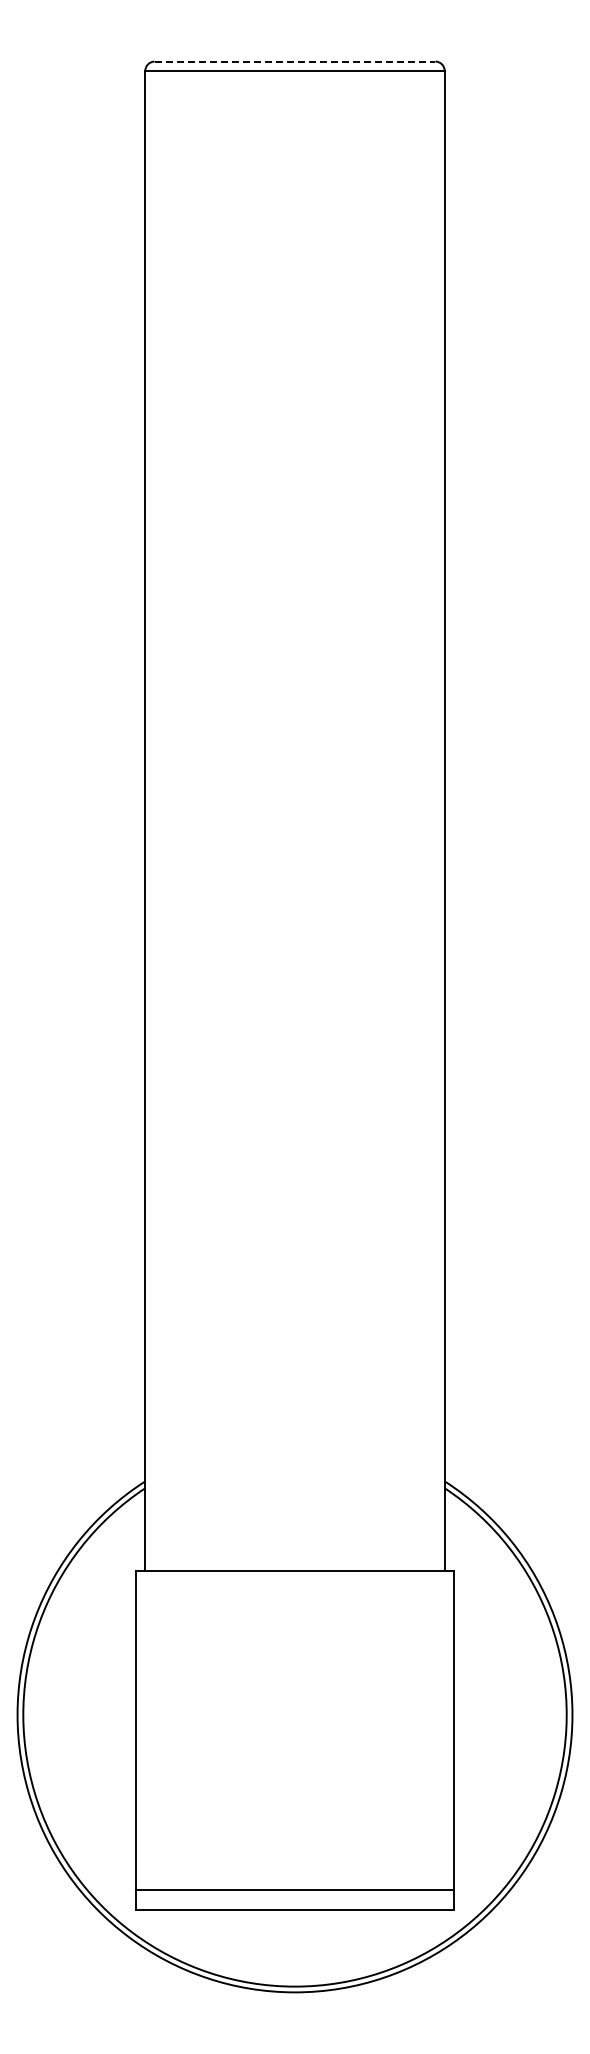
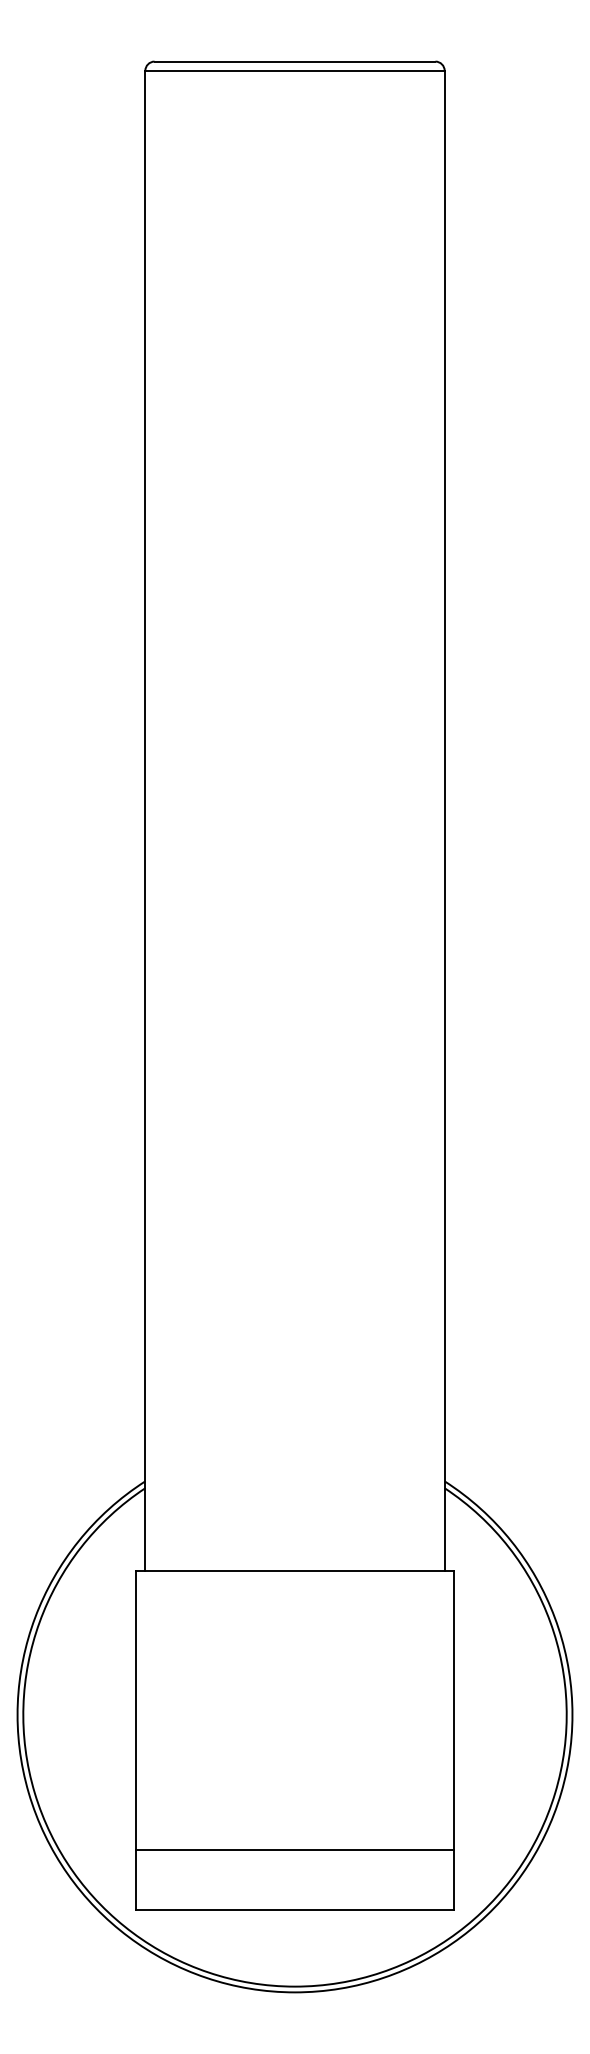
line: dashed -> solid (295, 61)
line position: (294, 1889) -> (294, 1849) (294, 1849)
